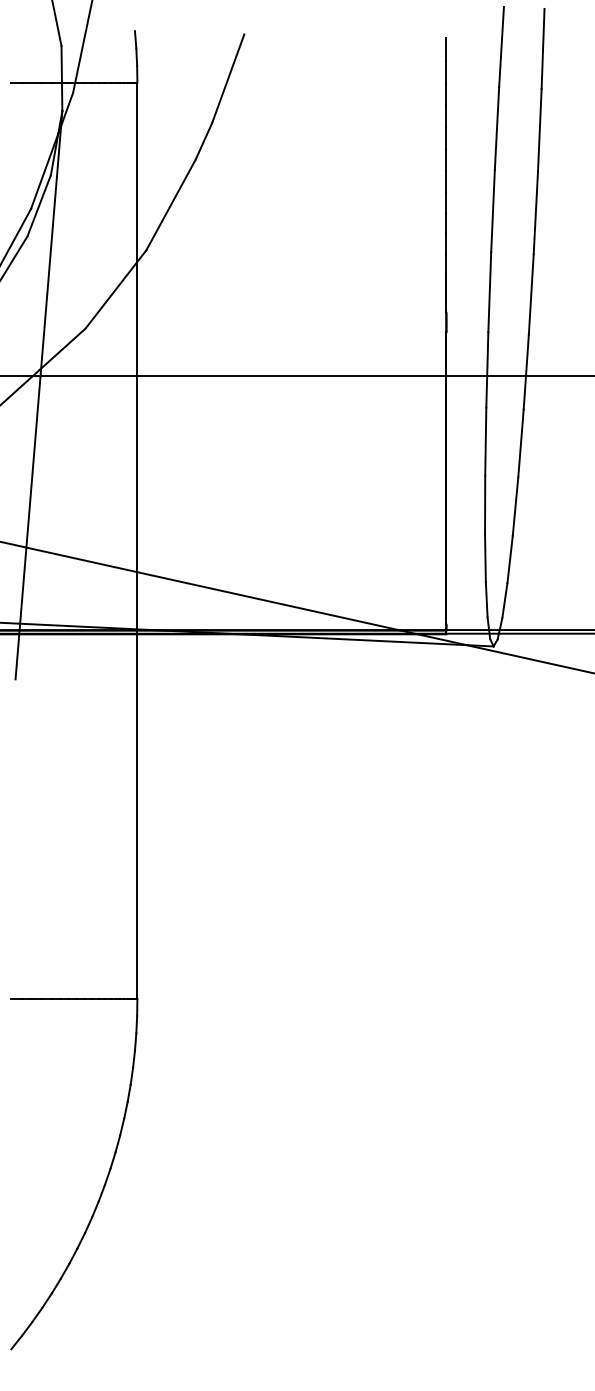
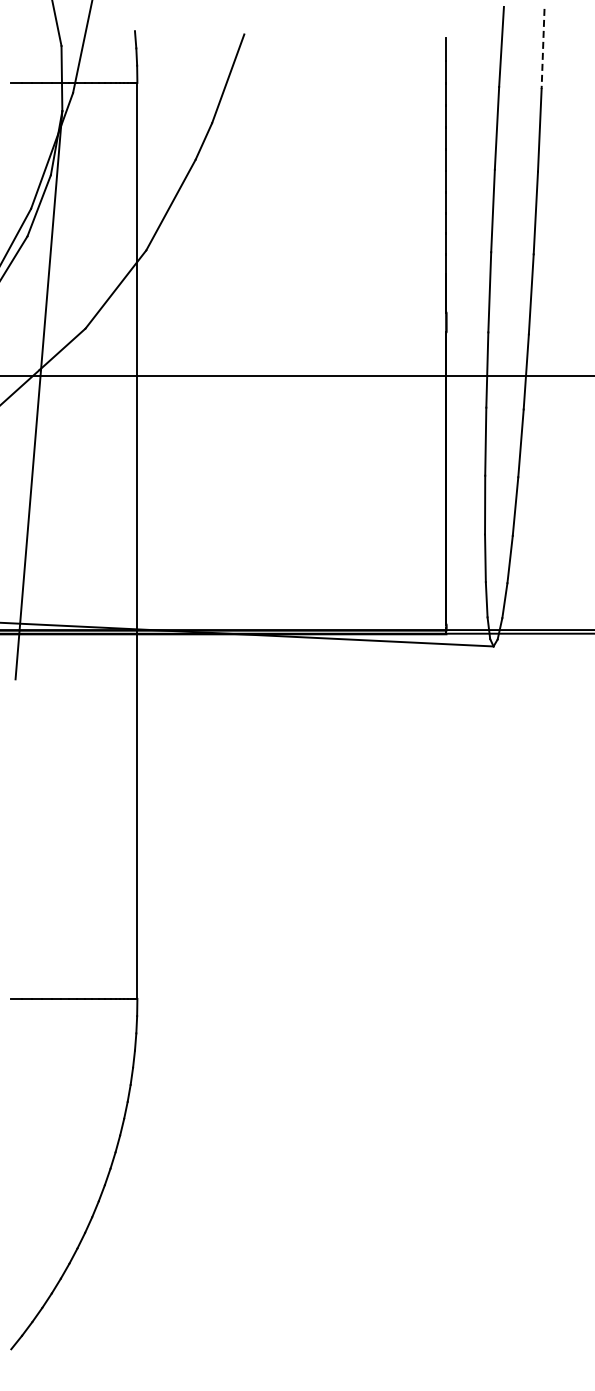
line: solid -> dashed (543, 49)
line: present -> none (296, 607)
